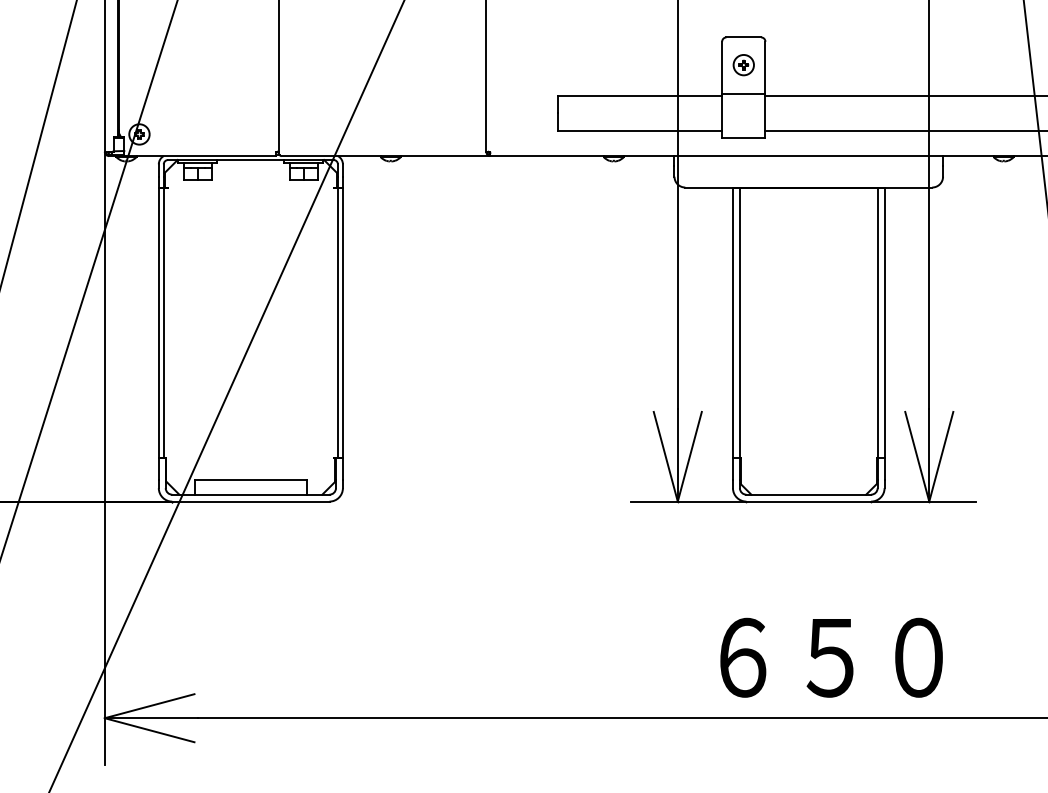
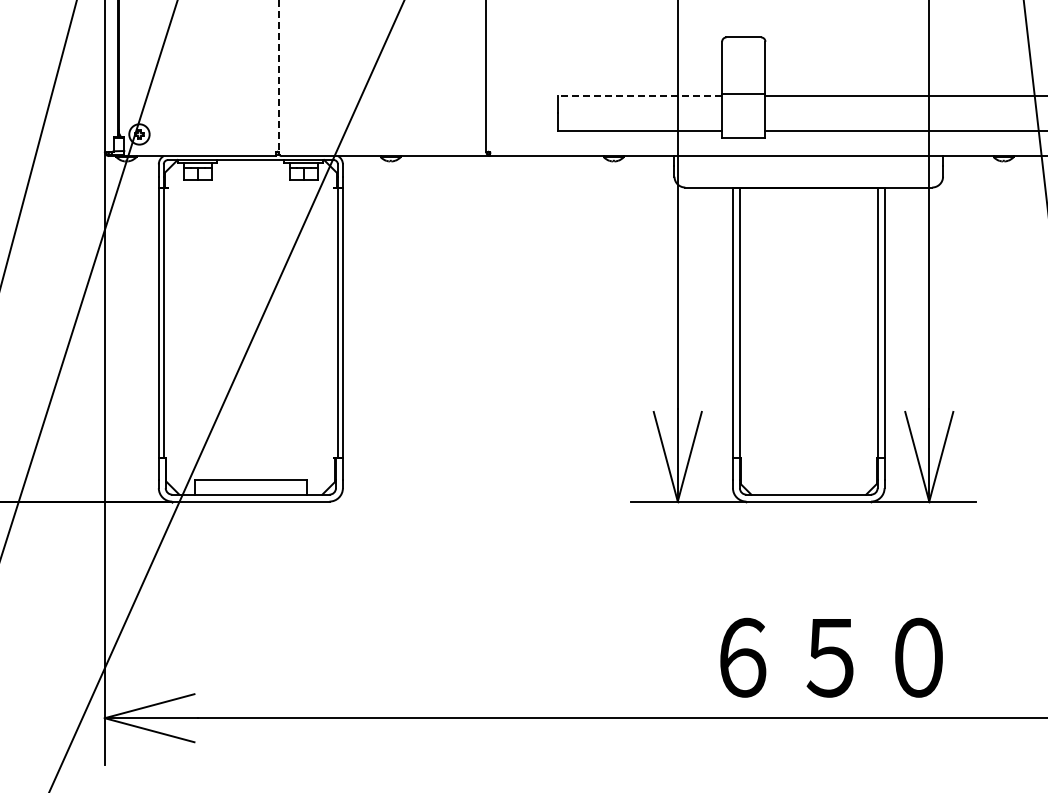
part: present -> none (743, 65)
line: solid -> dashed (278, 76)
line: solid -> dashed (639, 96)
